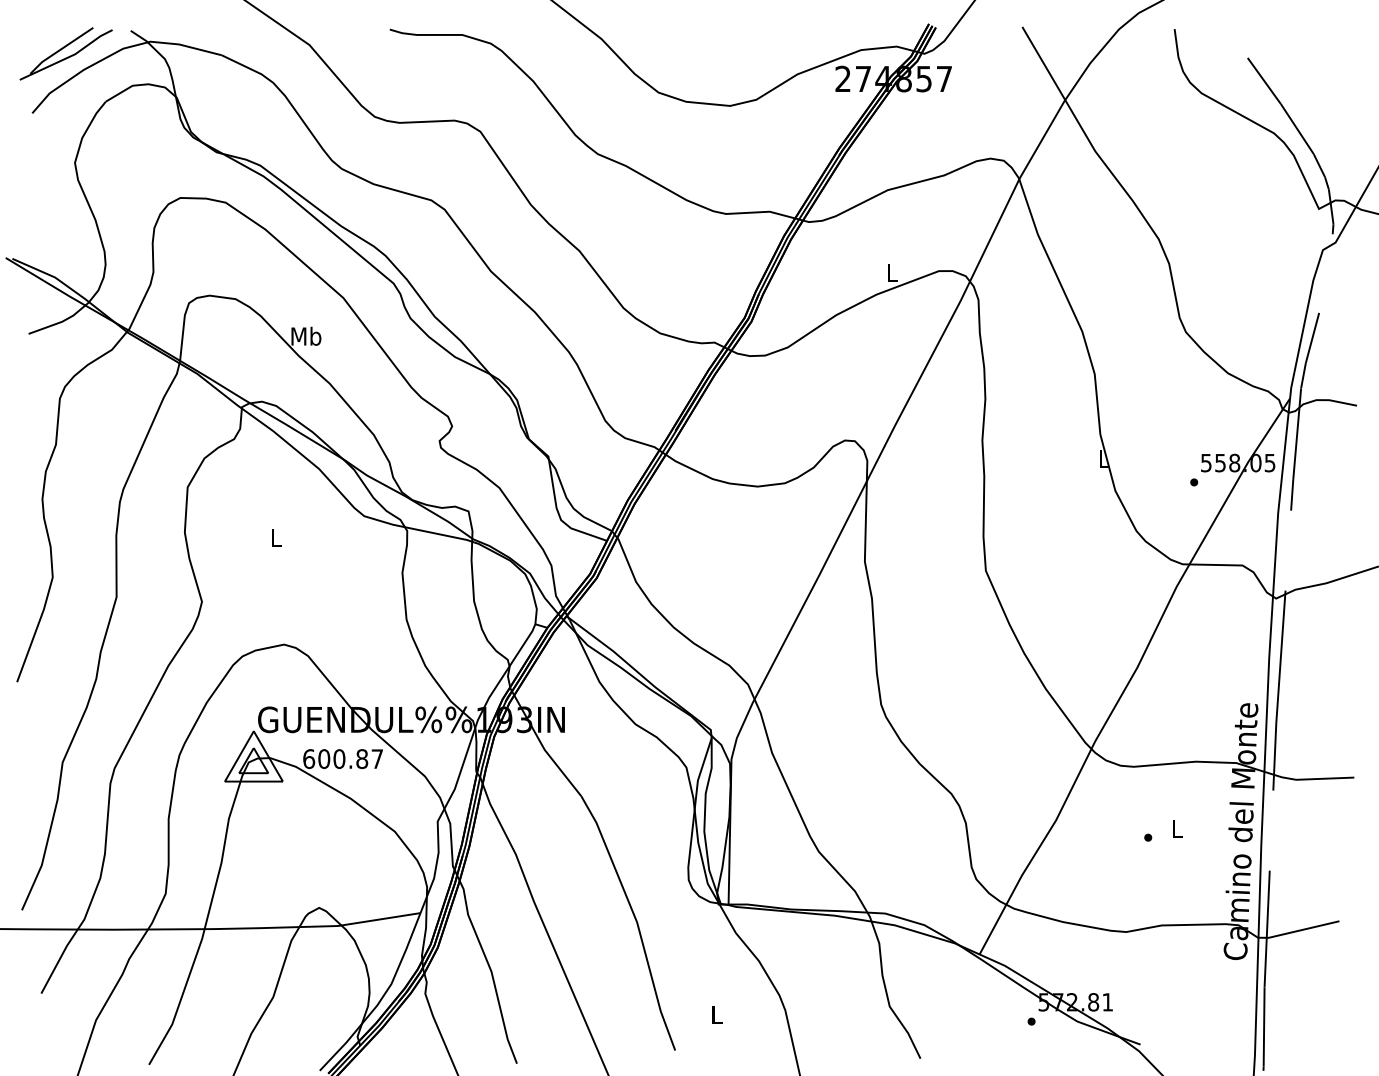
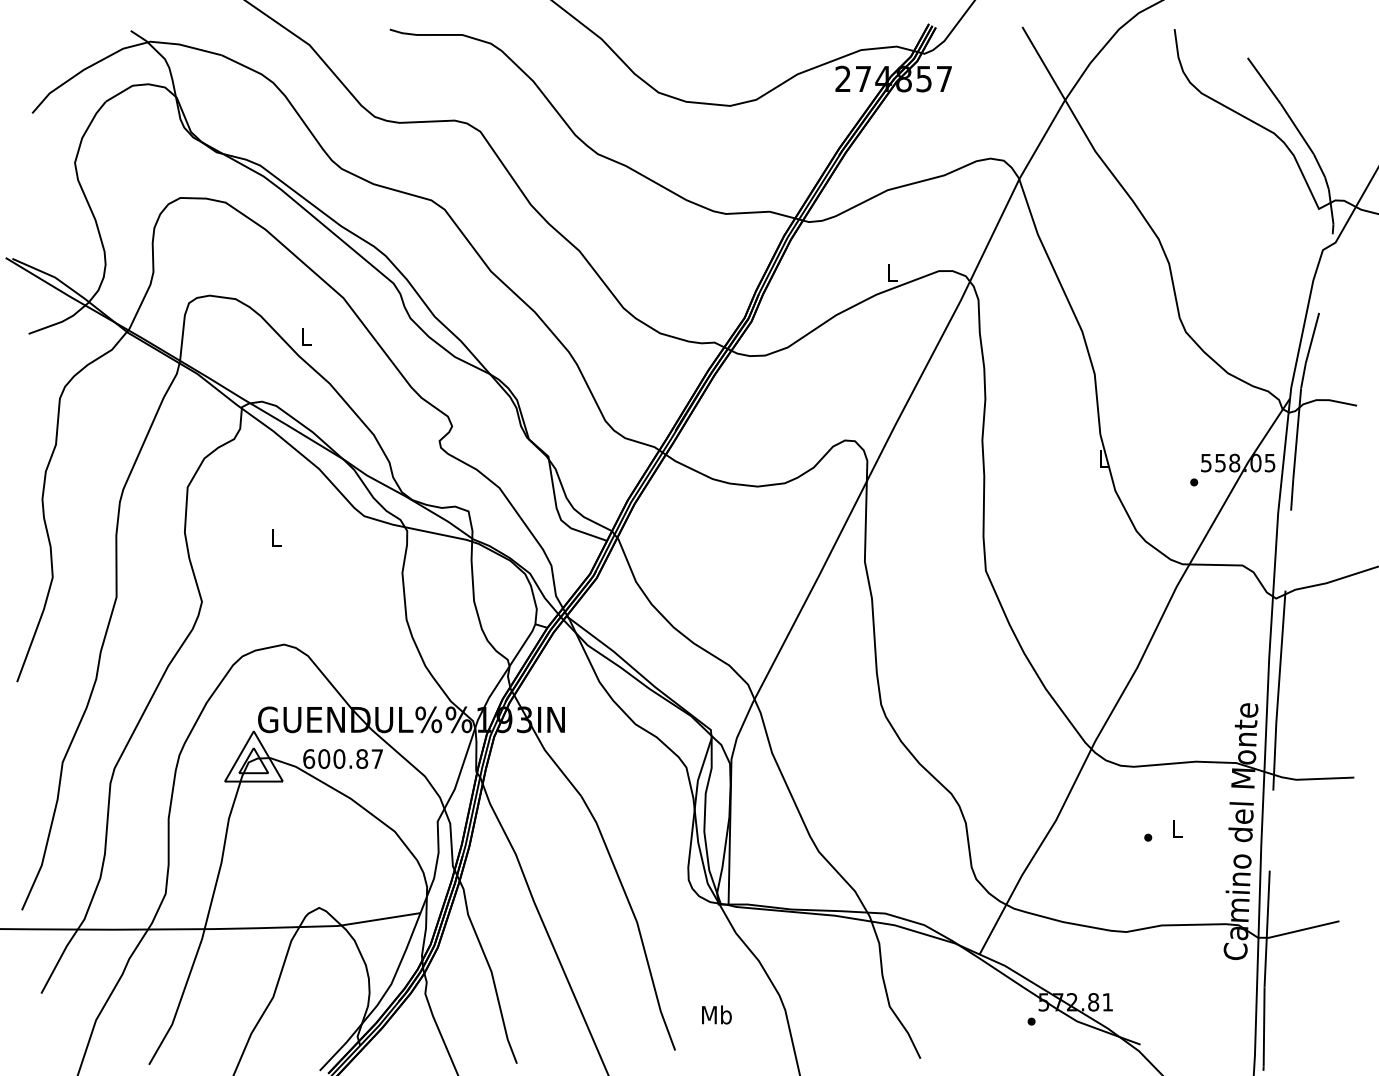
part: present -> none (65, 53)
text: Mb -> L (306, 335)
text: L -> Mb (716, 1014)
